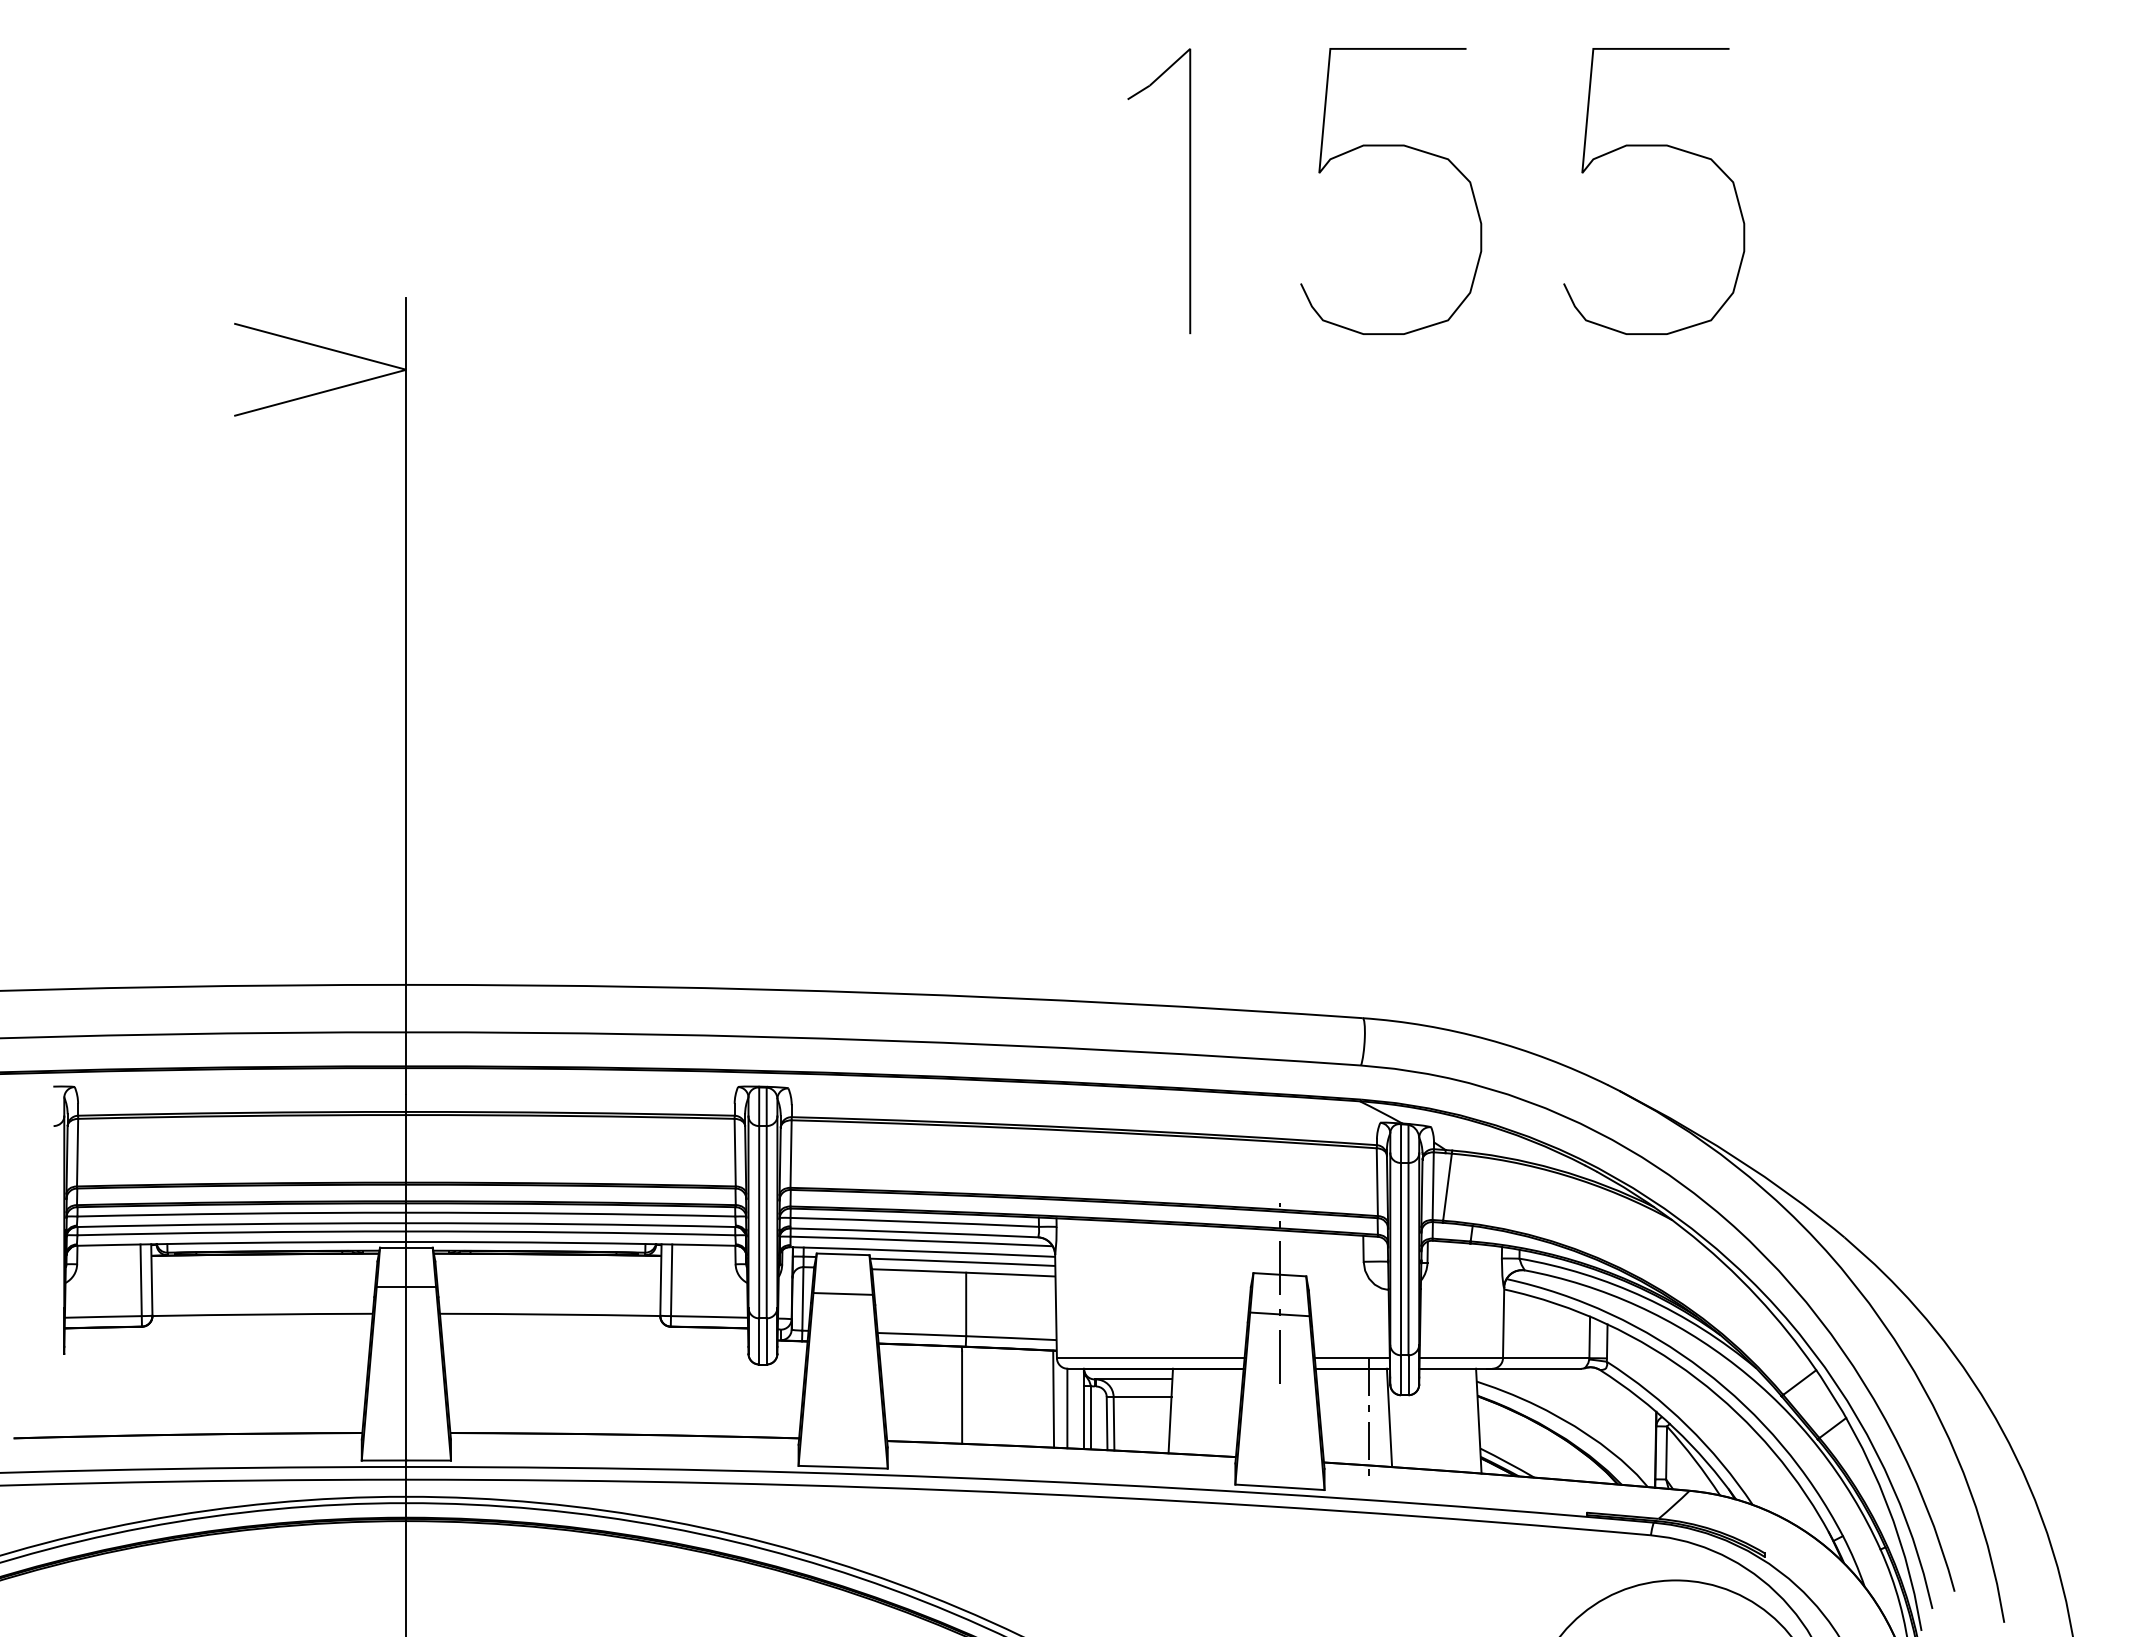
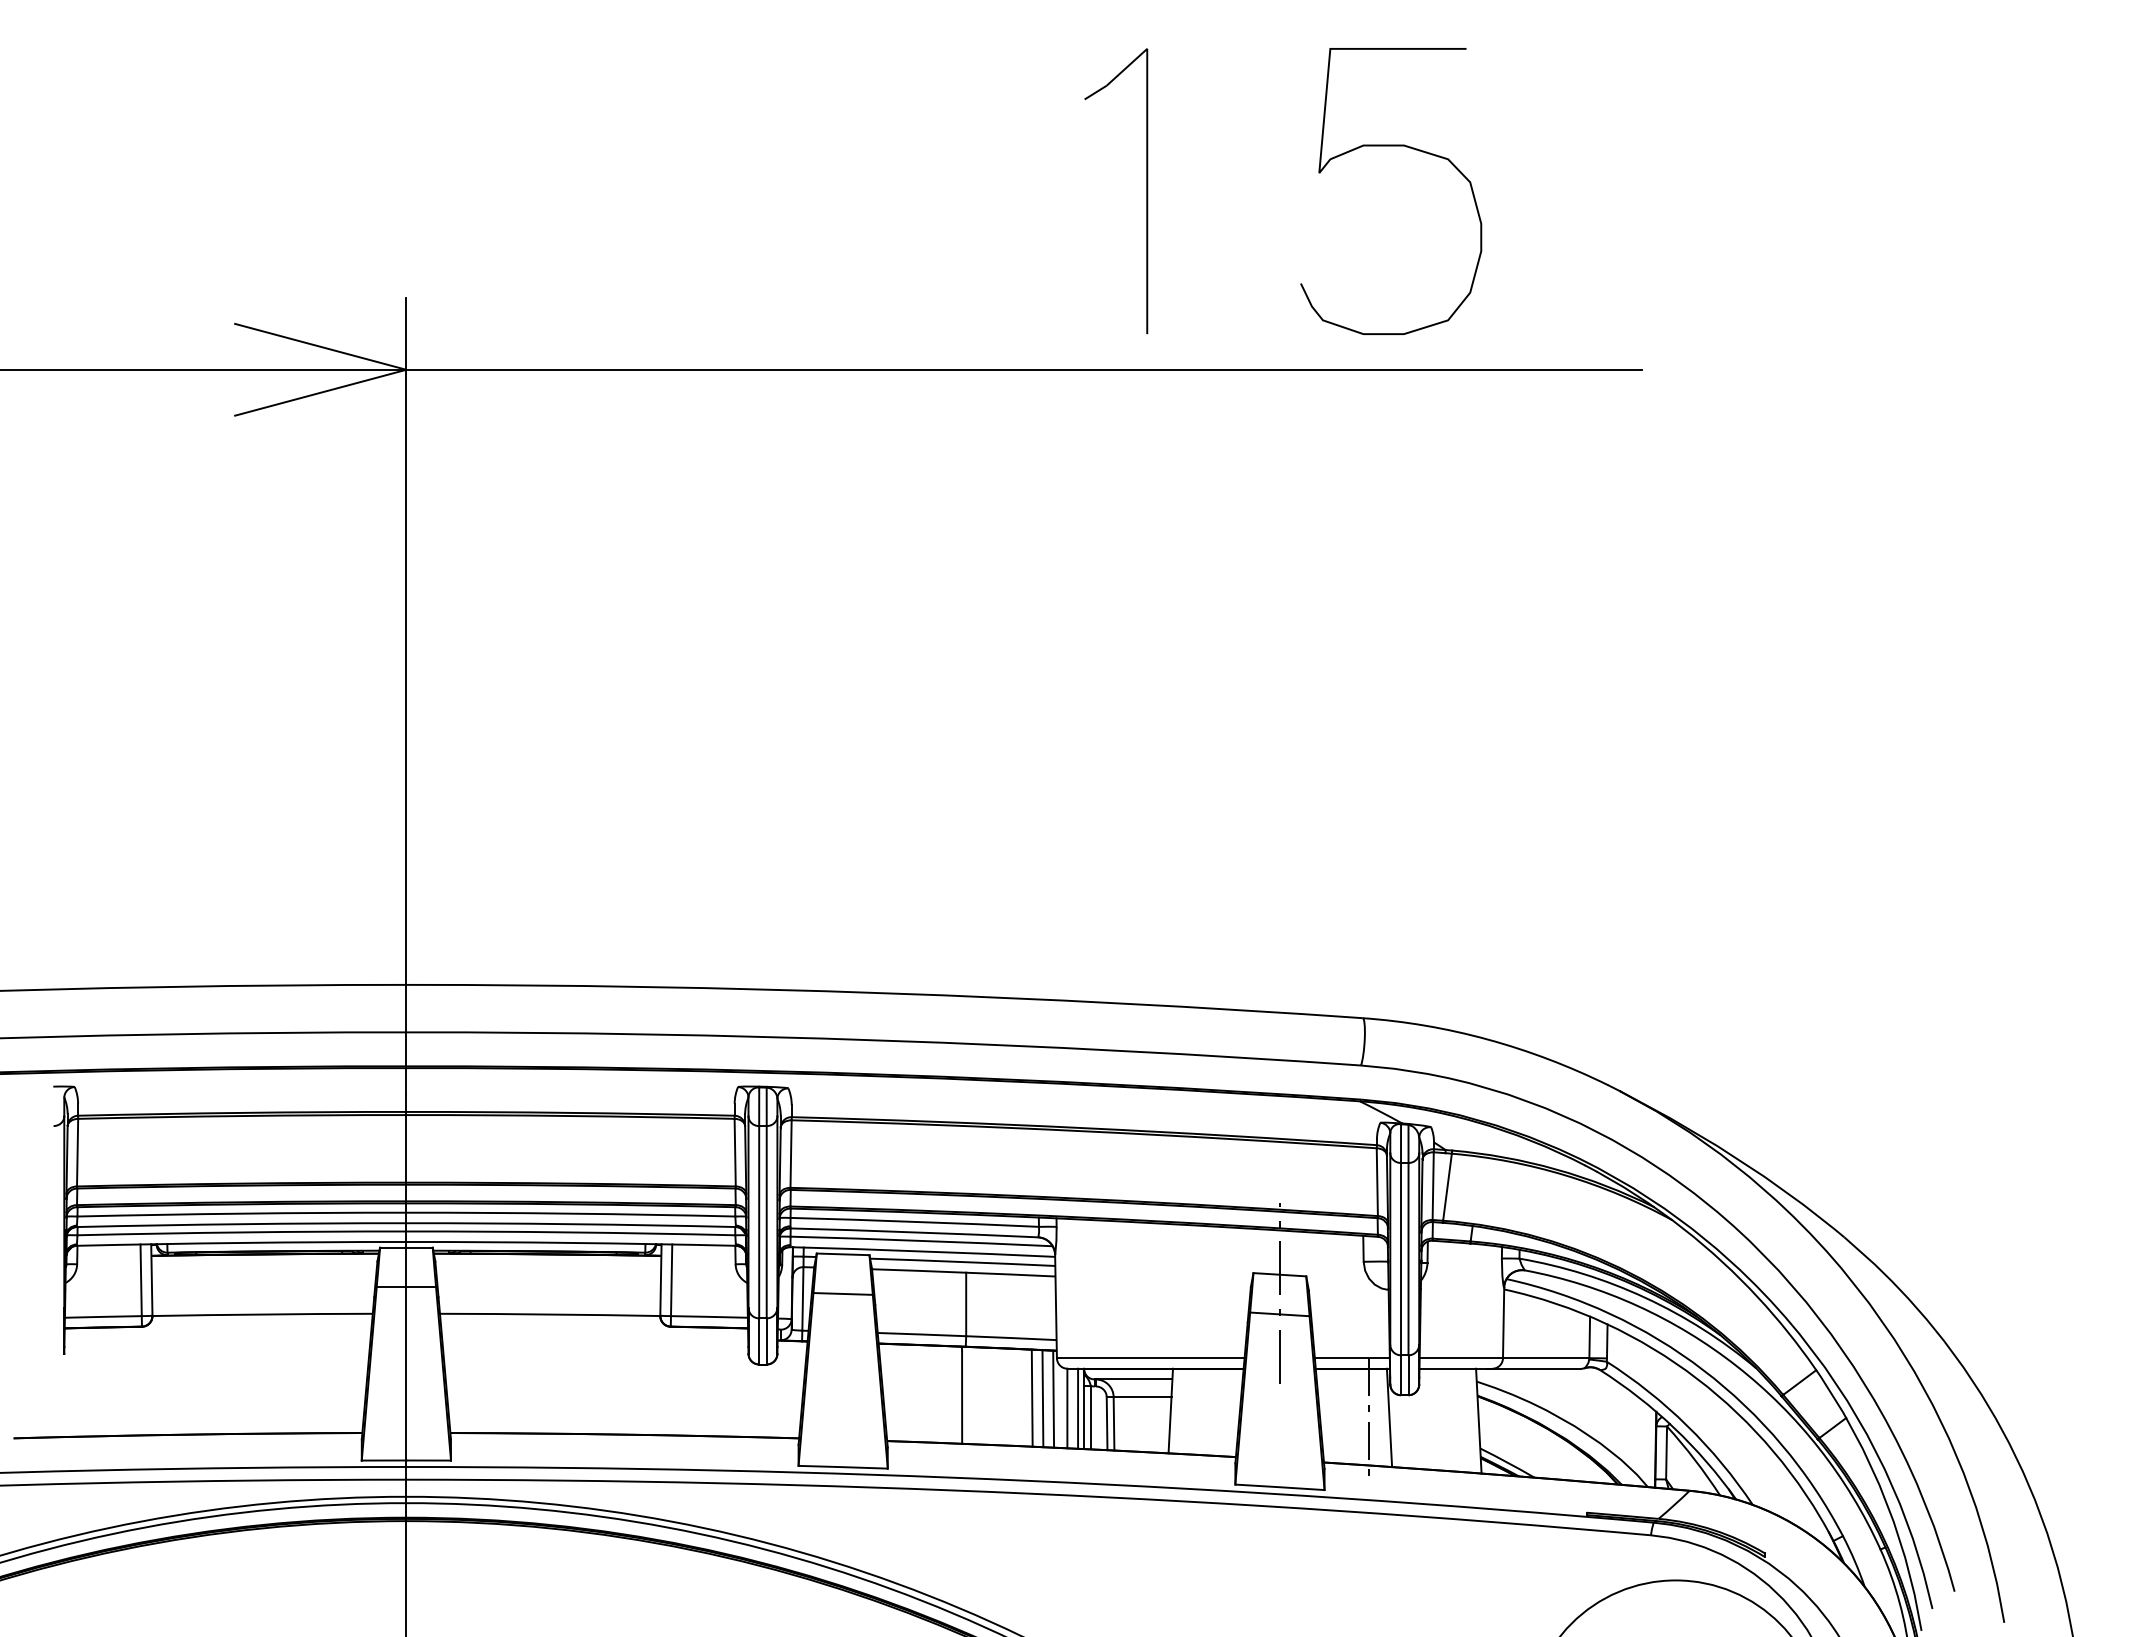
curve: present -> none (1654, 146)
part position: (1189, 191) -> (1146, 191) (1146, 191)
line: none -> present (822, 369)
line: none -> present (1031, 1397)
line: none -> present (1042, 1398)
line: none -> present (1078, 1408)
